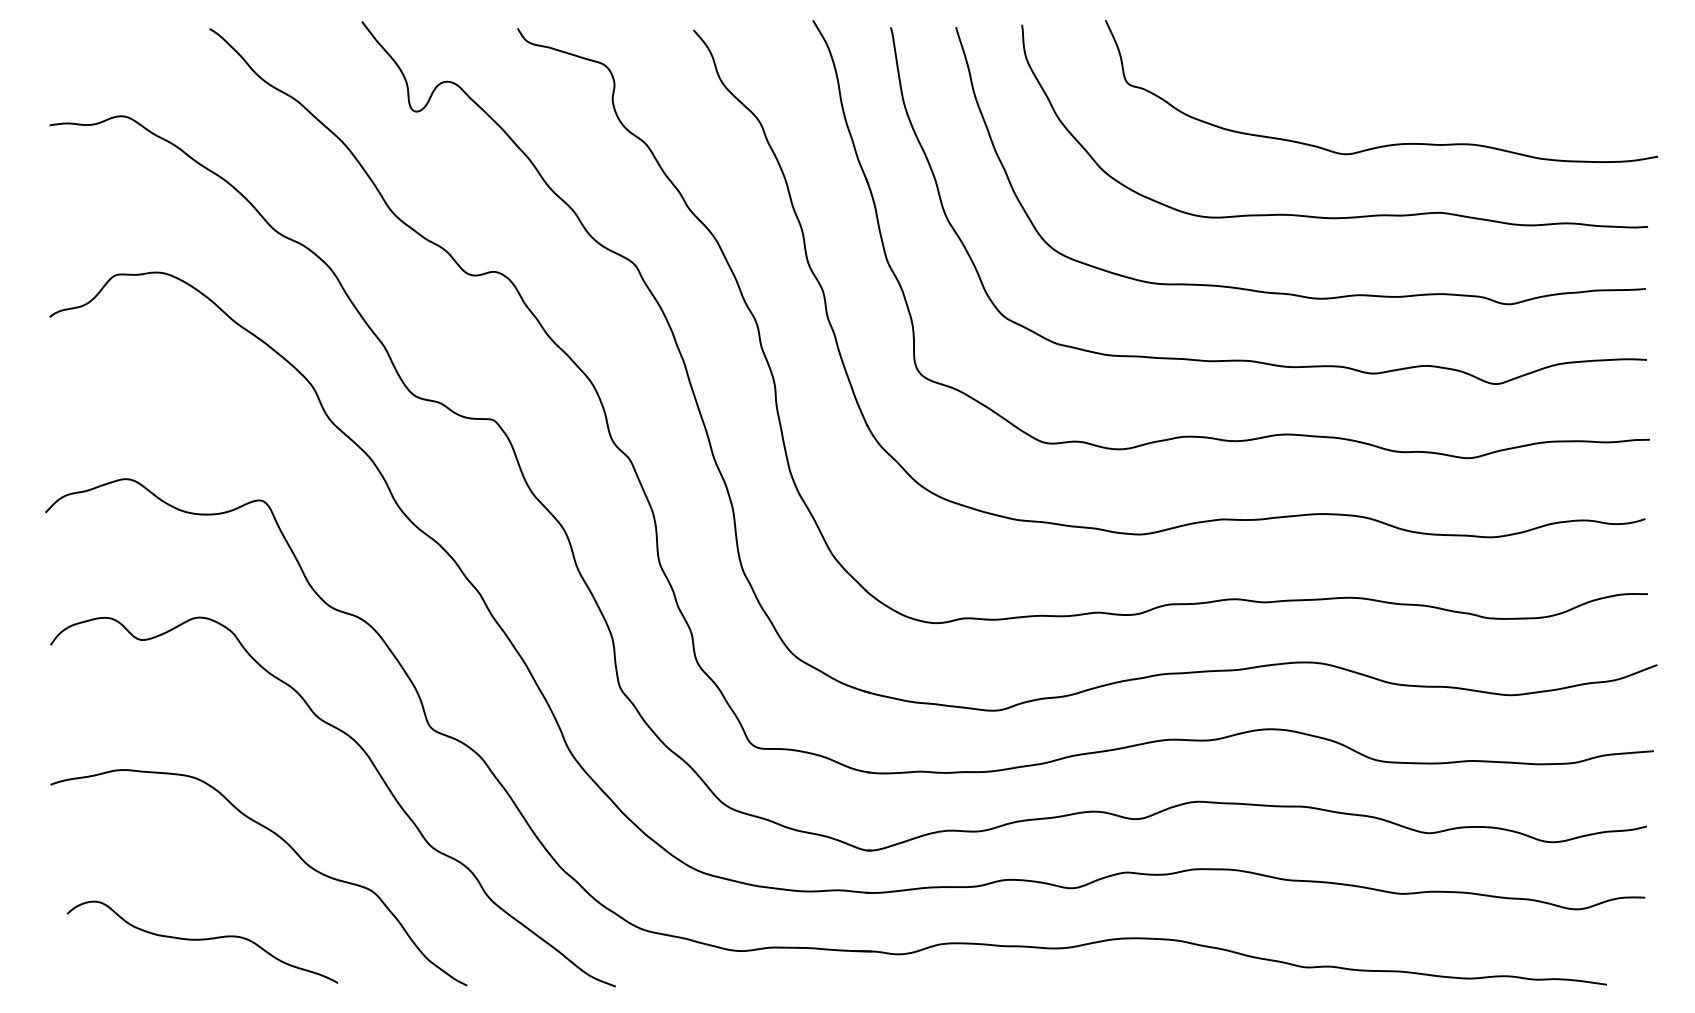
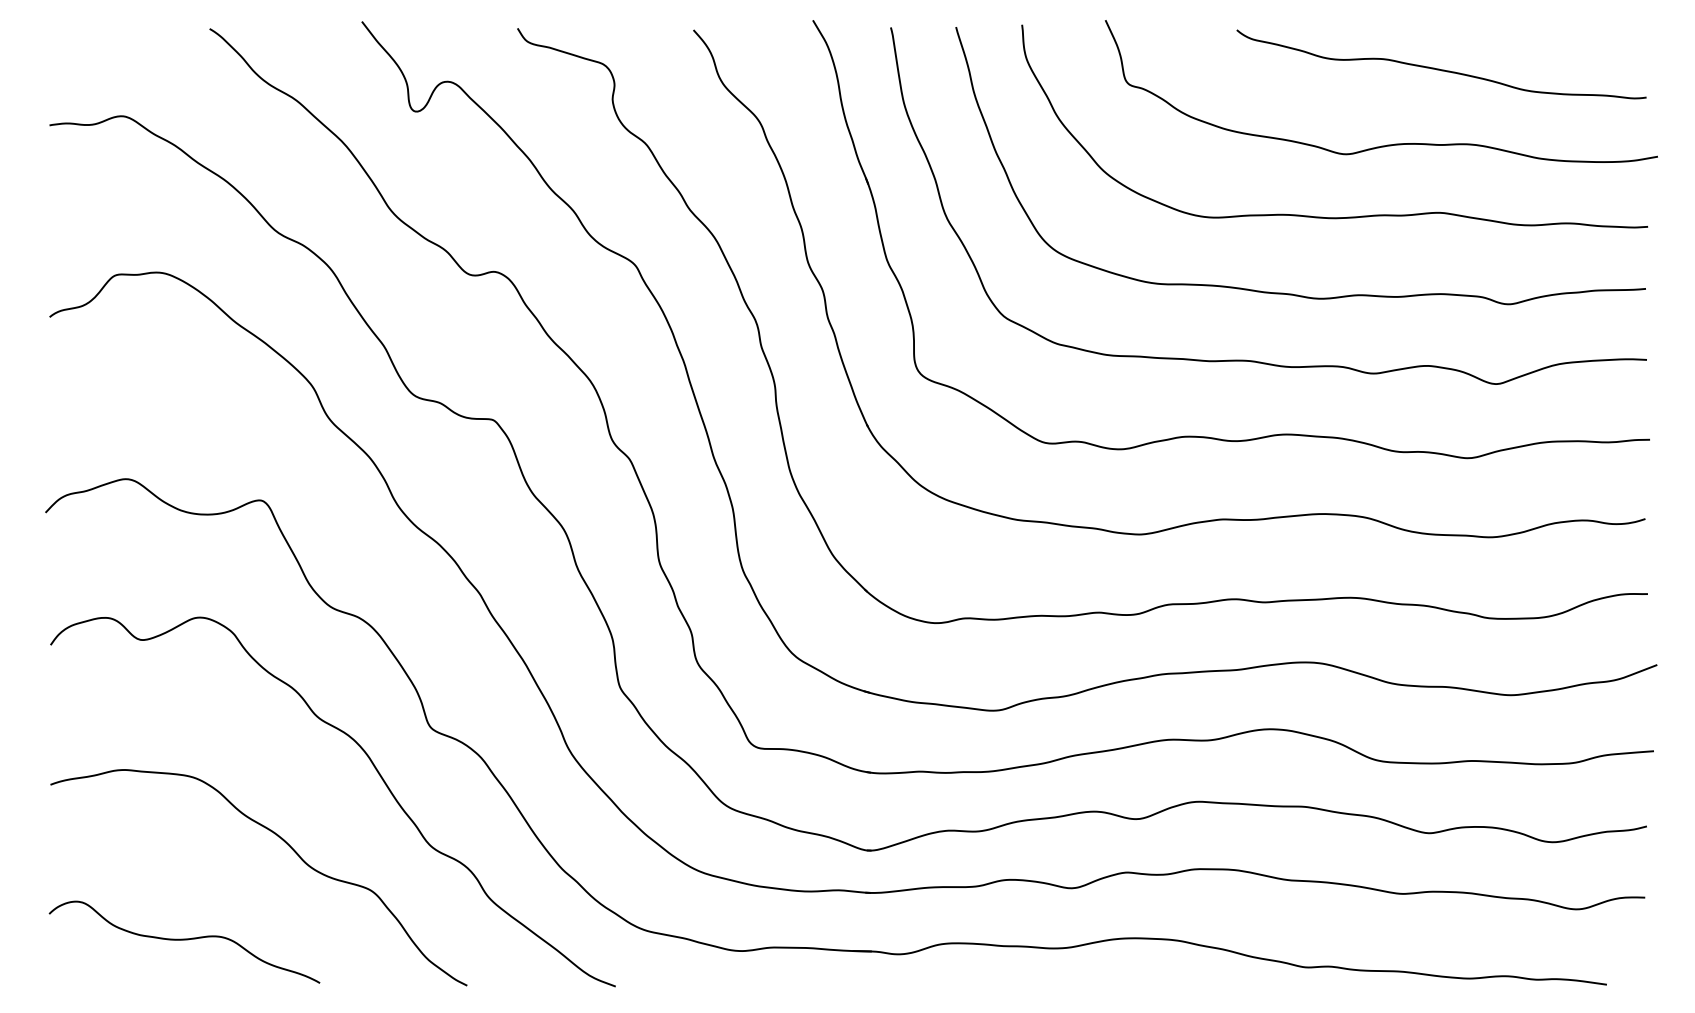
curve: none -> present (1439, 68)
curve position: (202, 940) -> (184, 940) (184, 940)
